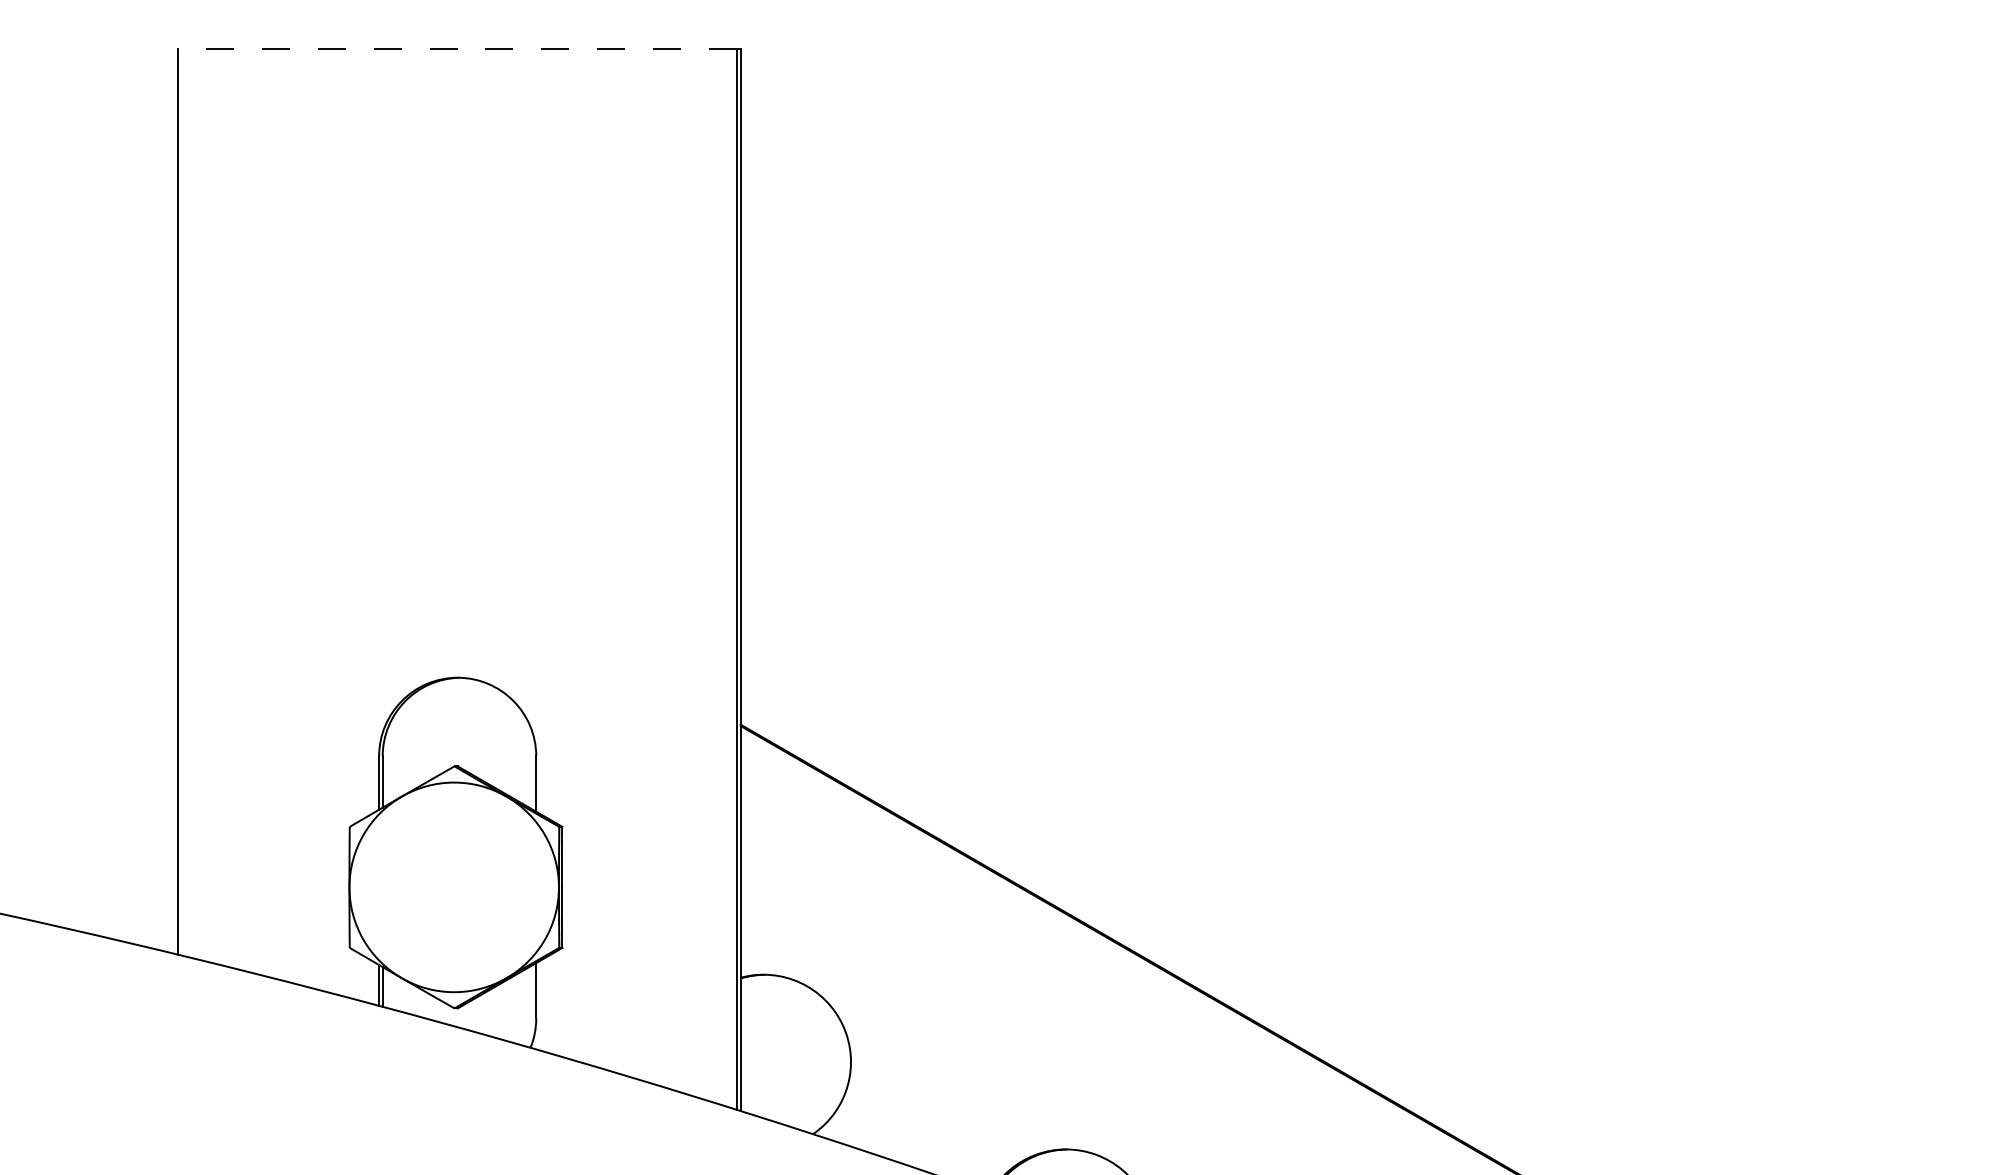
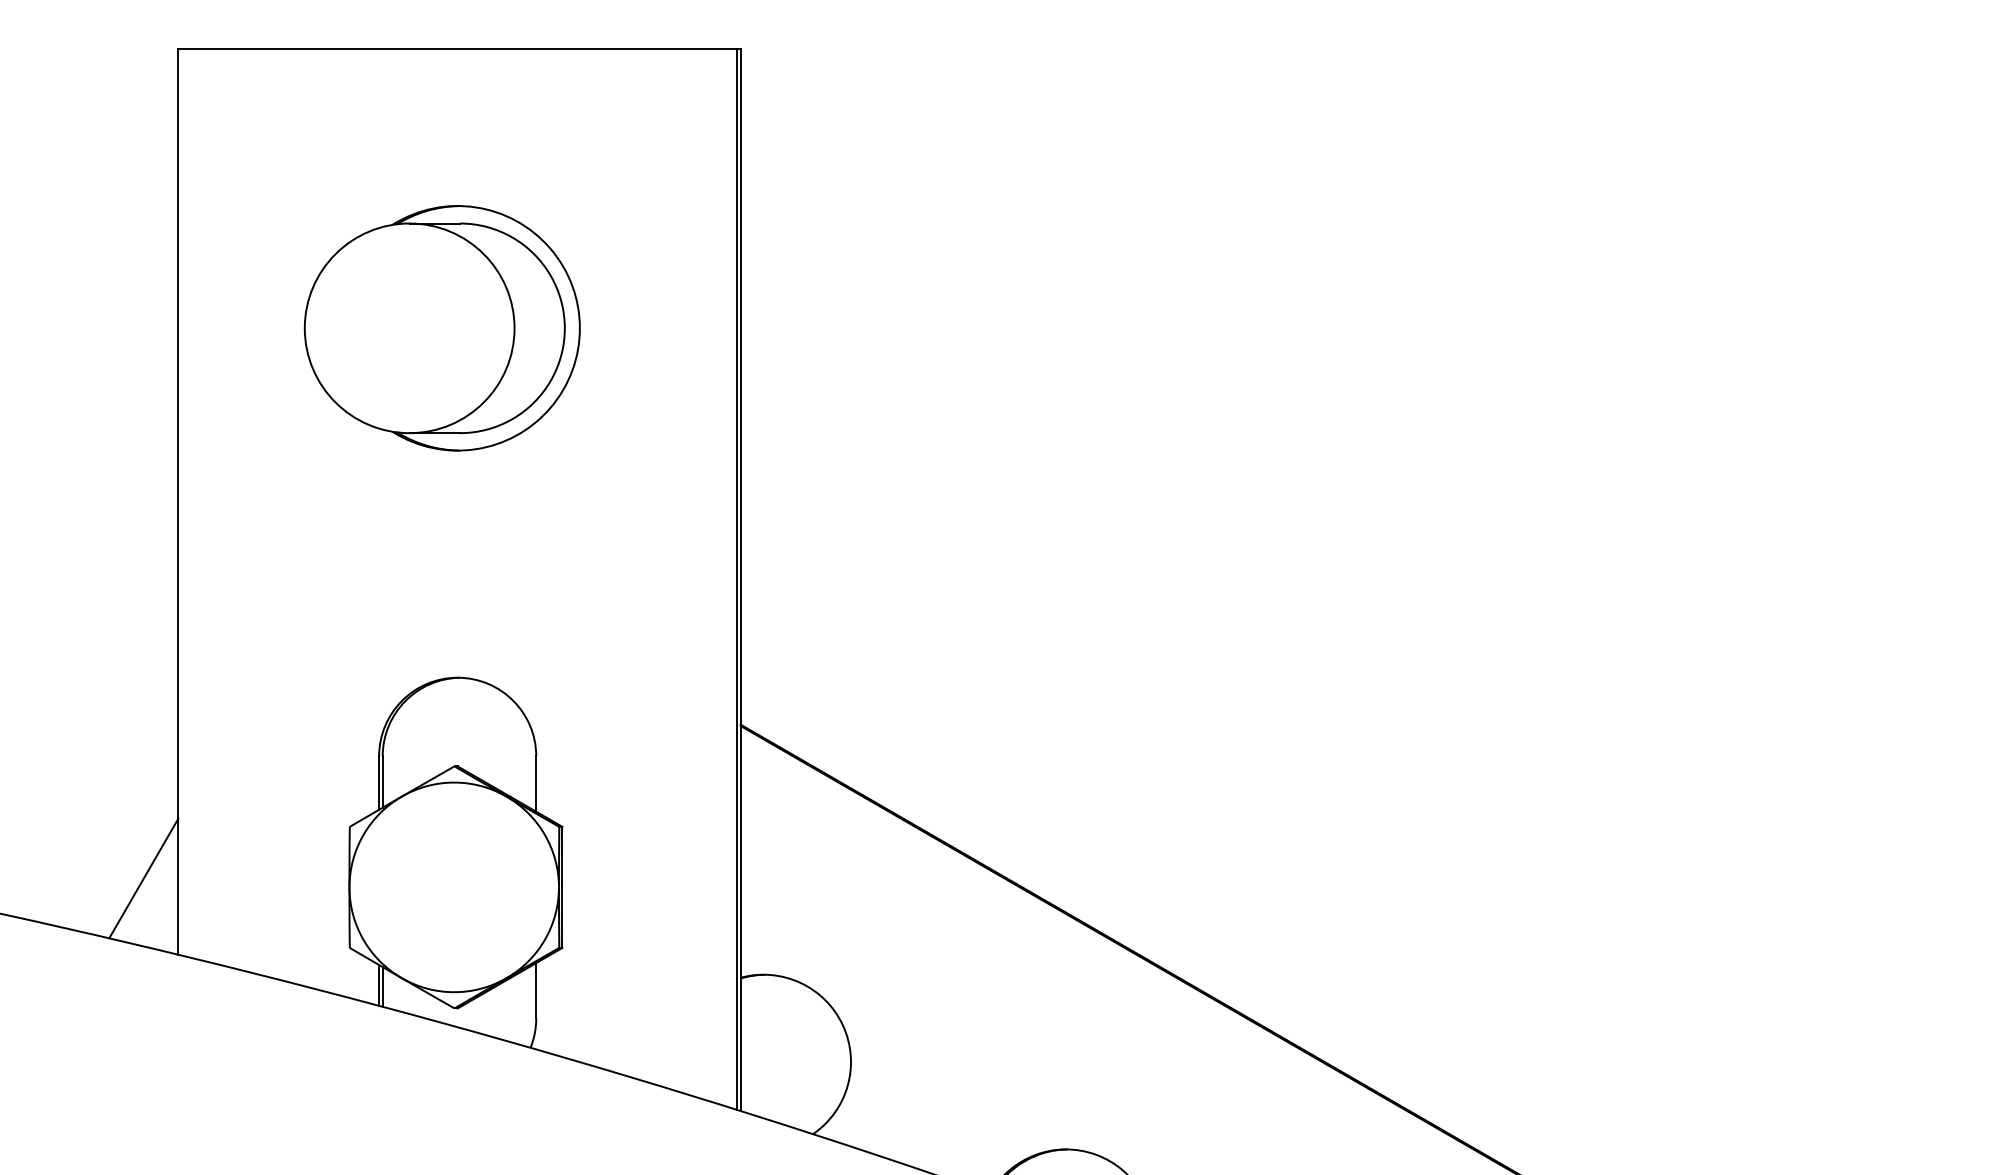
line: dashed -> solid (457, 48)
part: none -> present (441, 328)
line: none -> present (143, 878)
